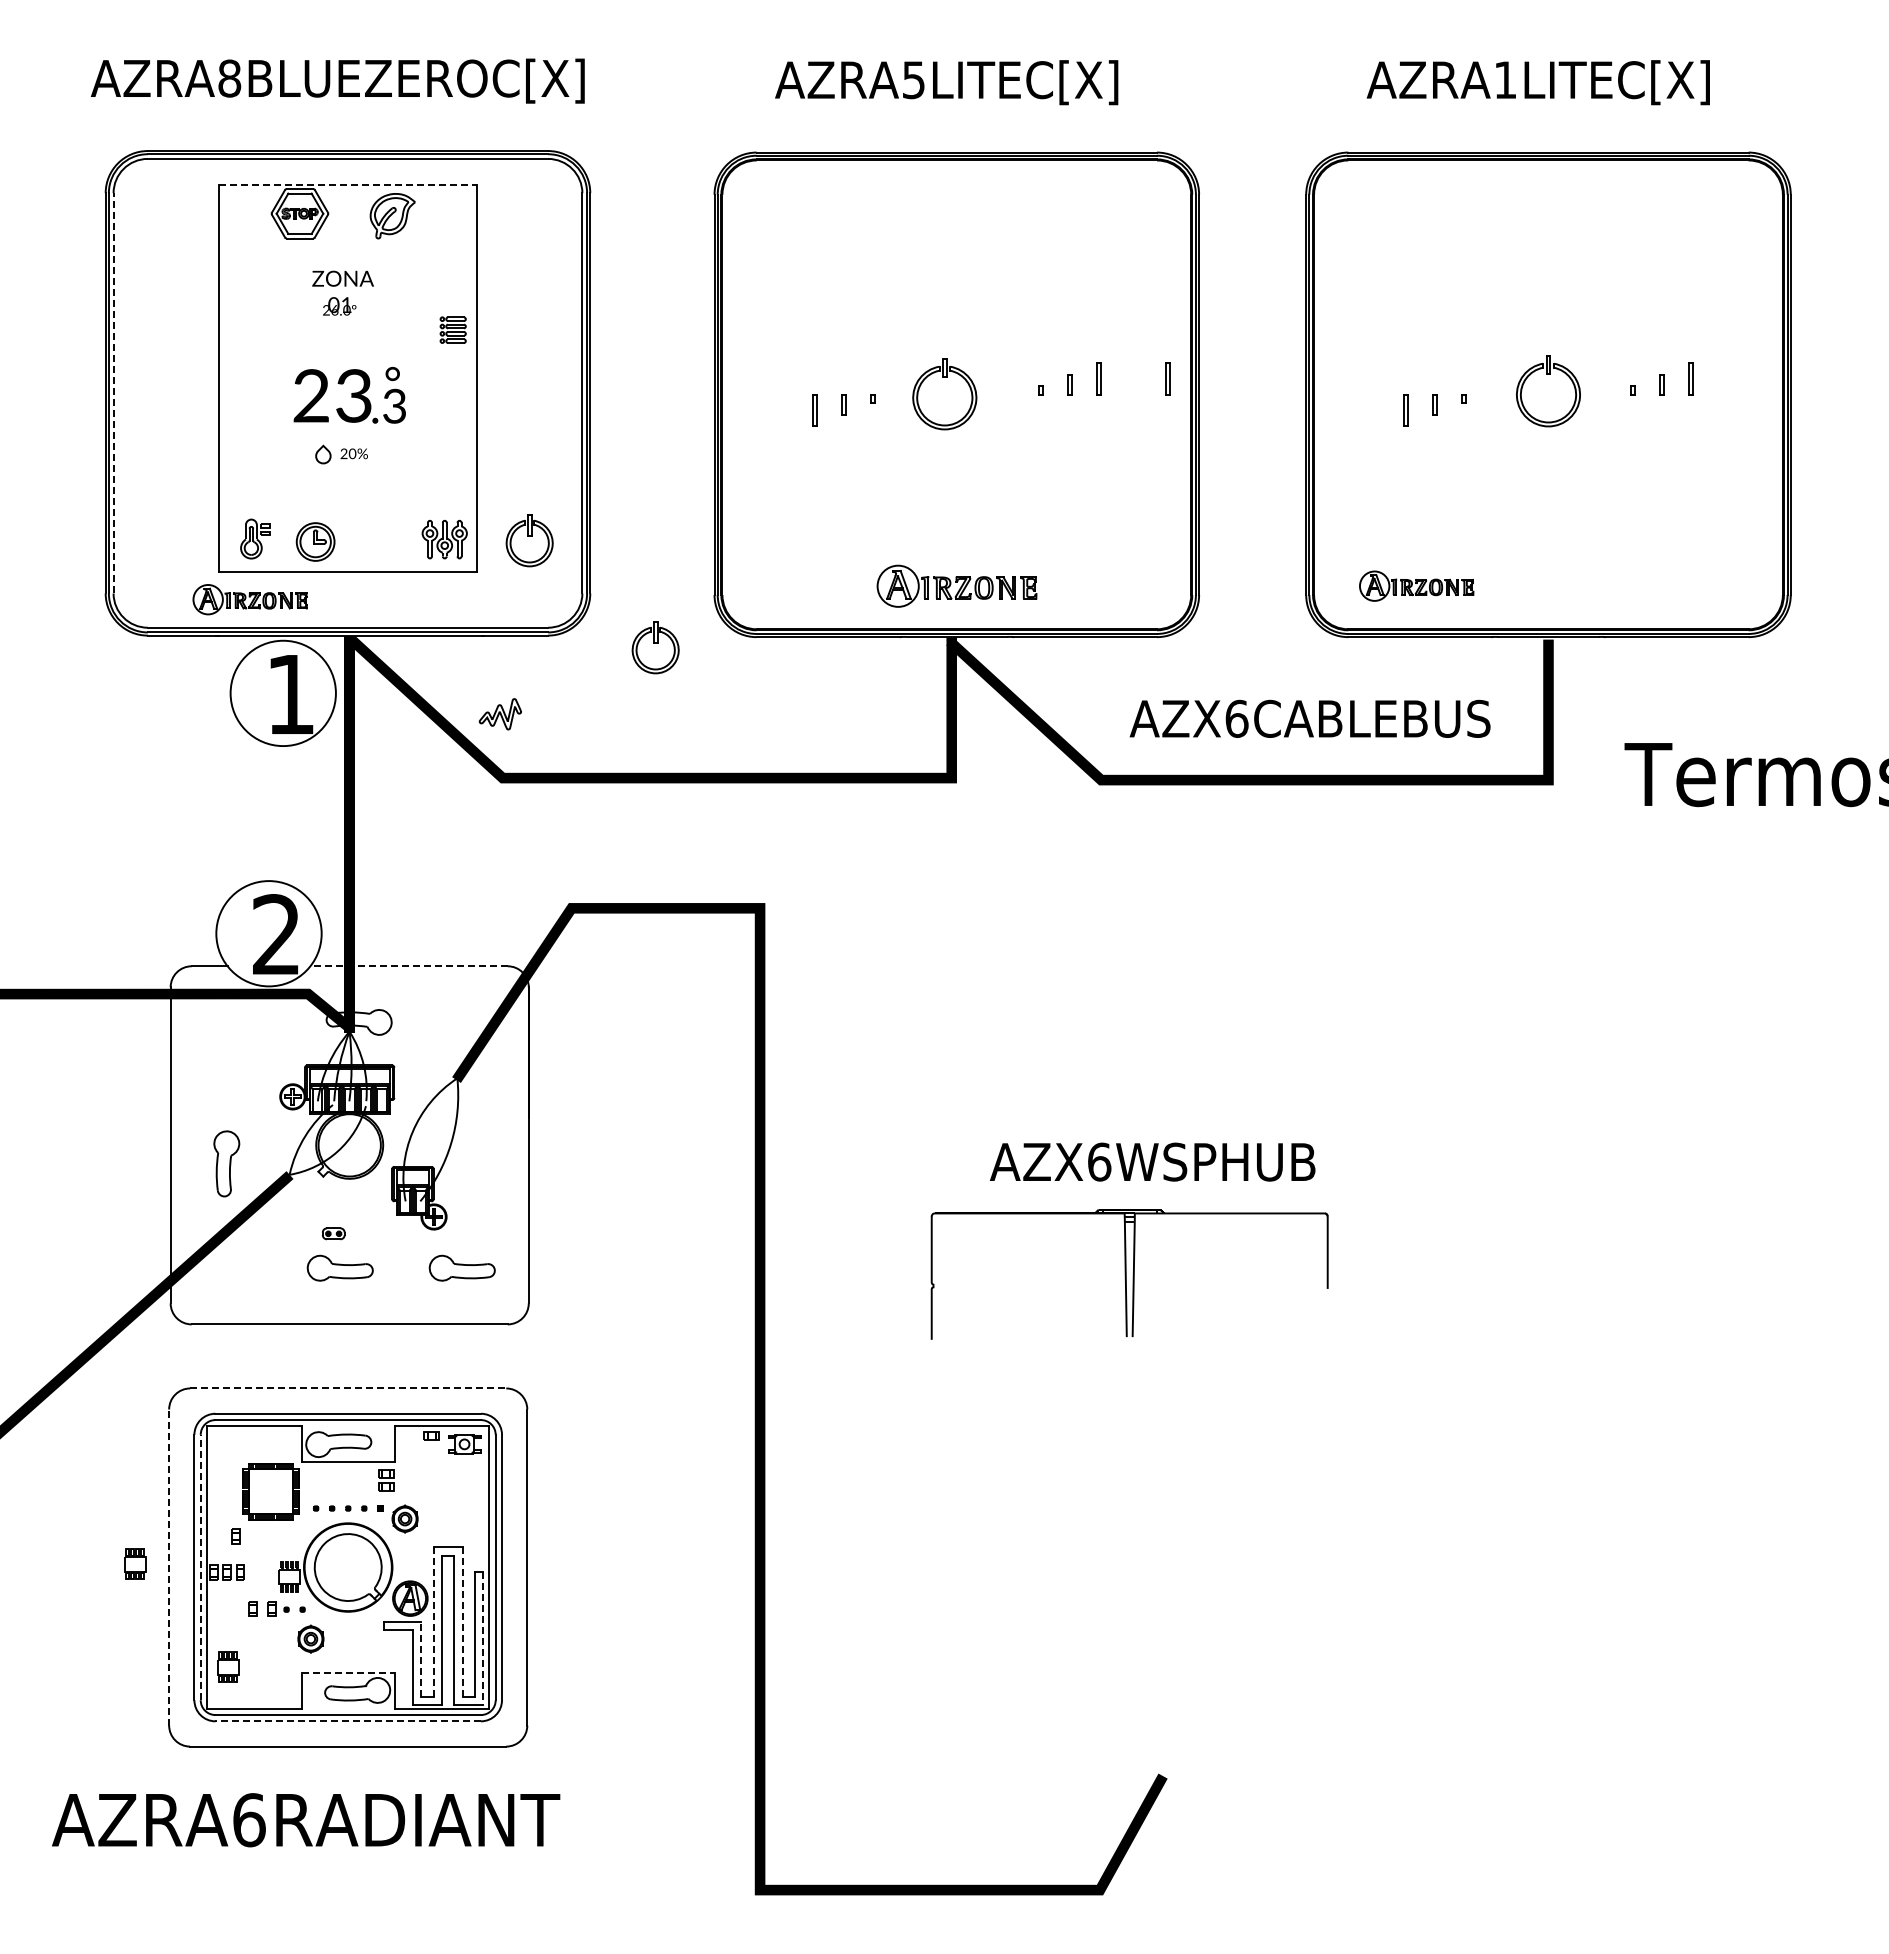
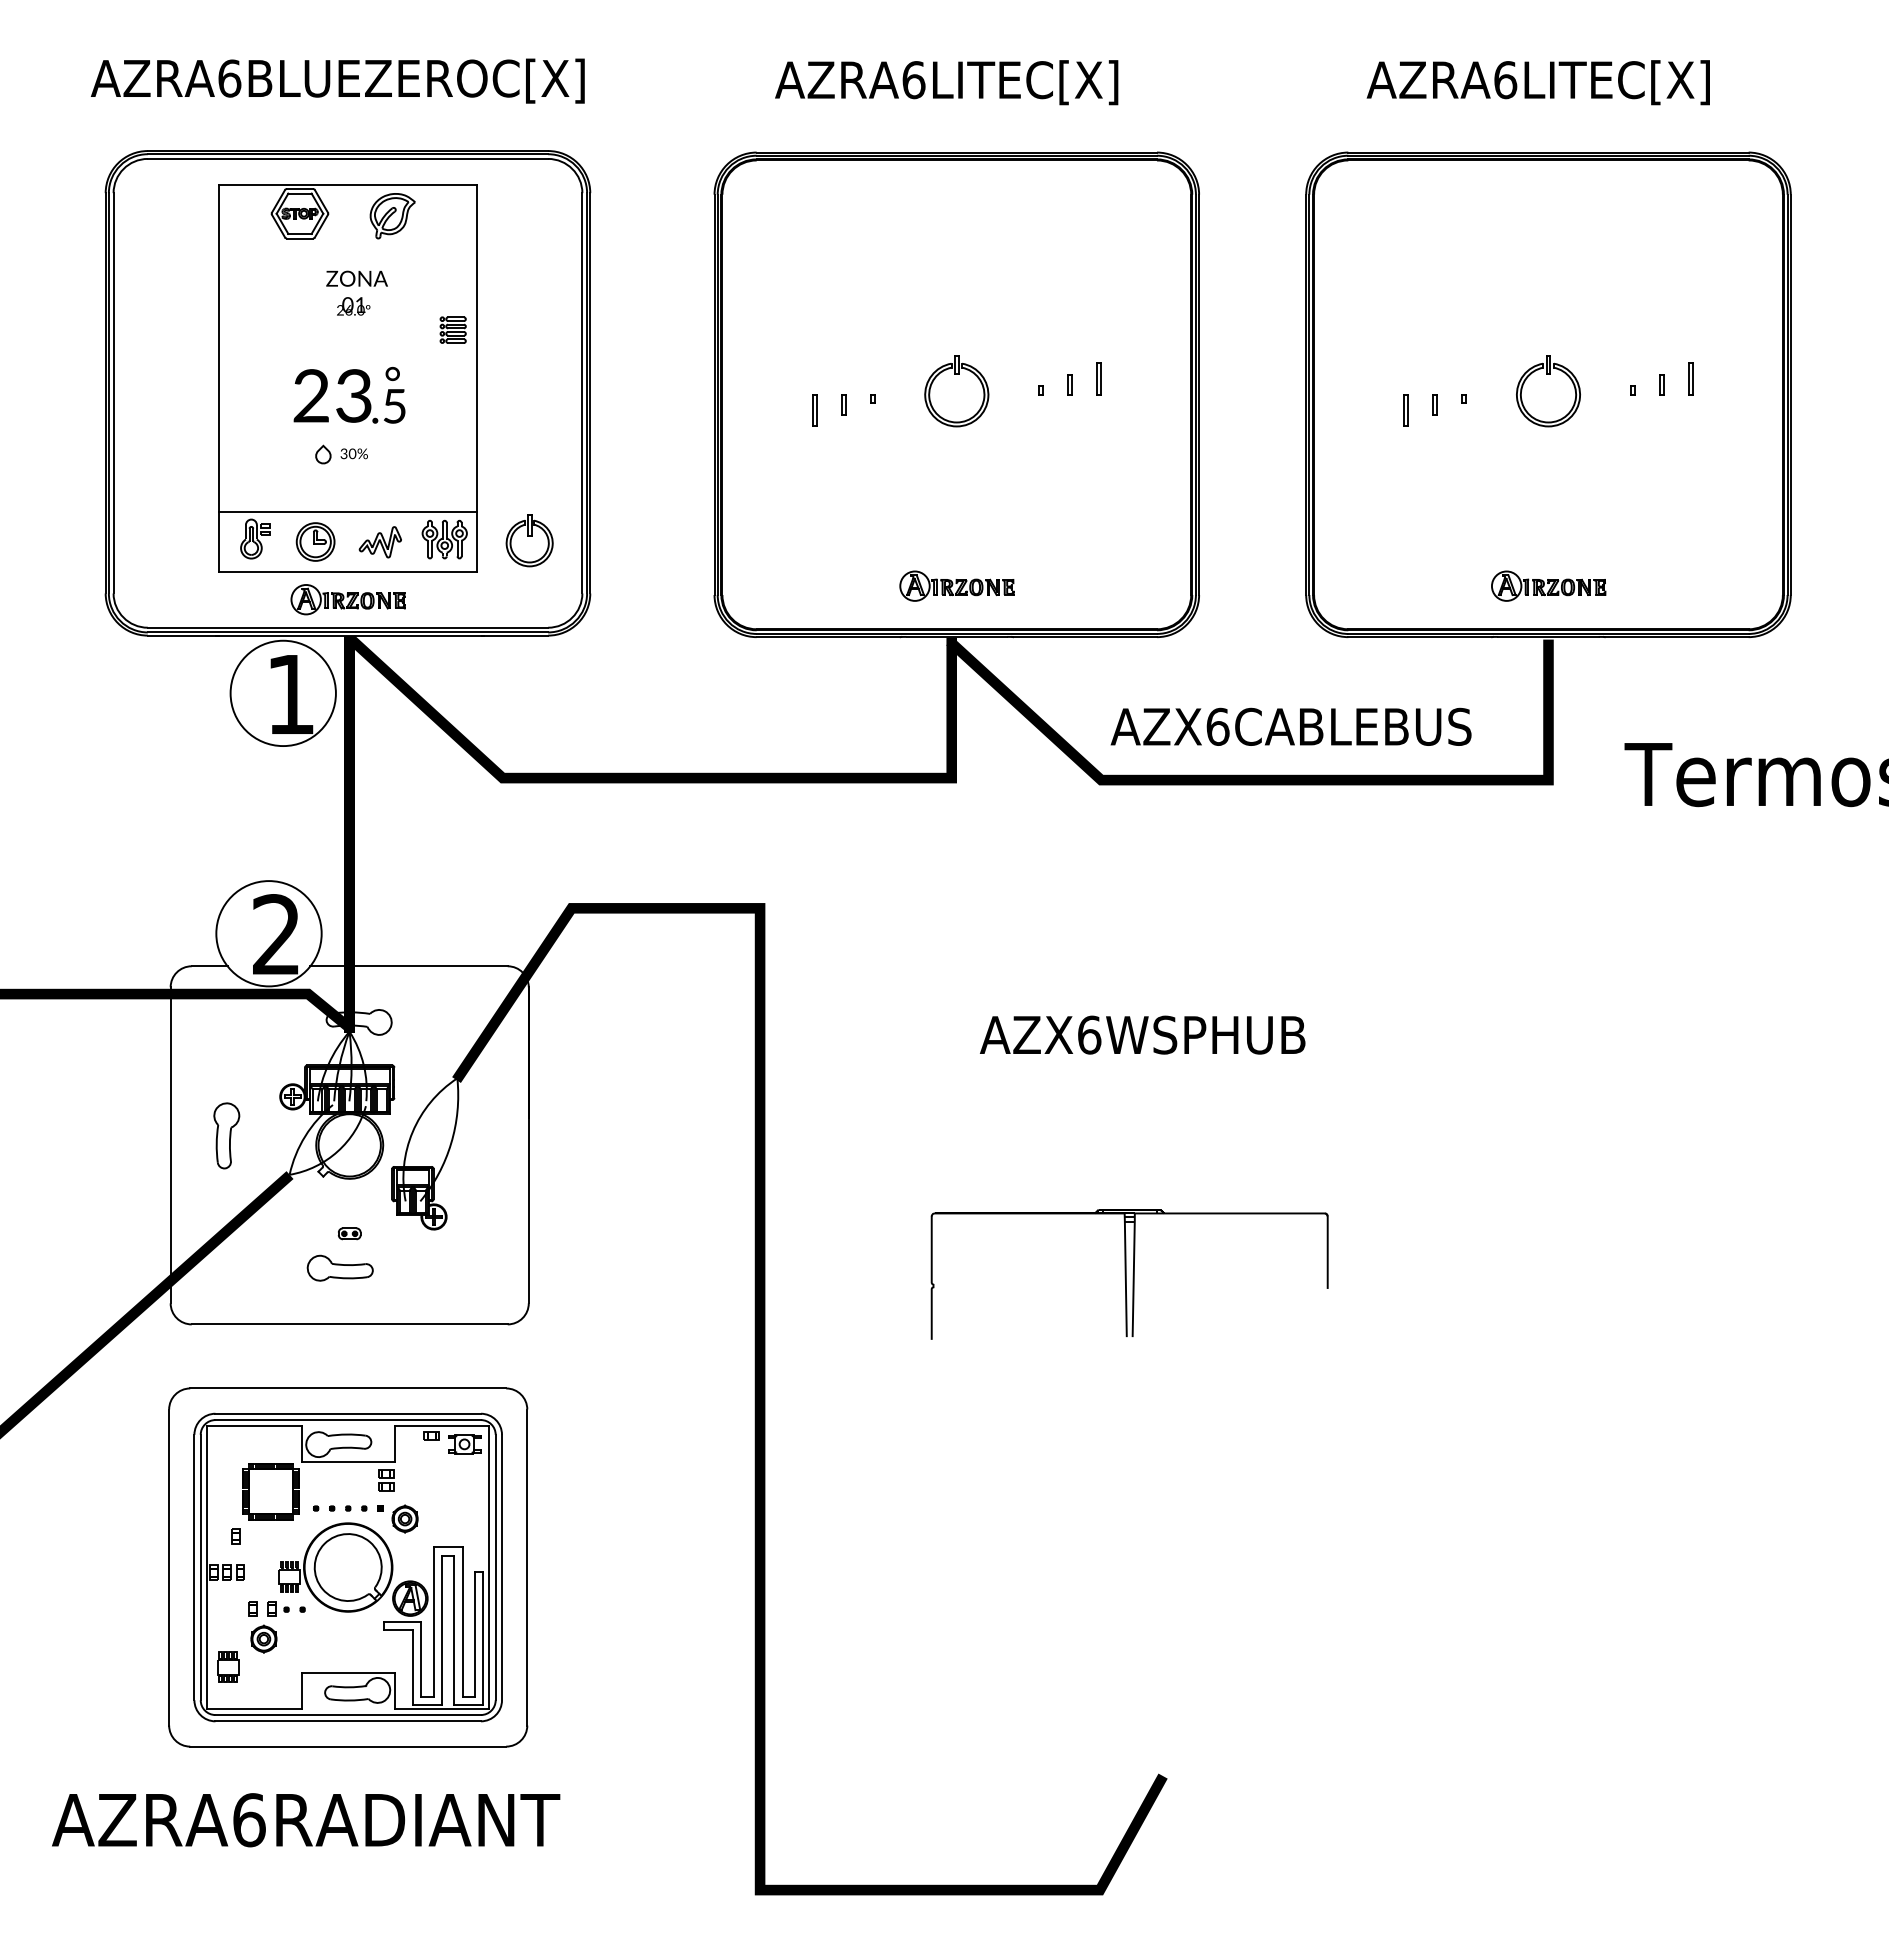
text: AZRA8BLUEZEROC[X] -> AZRA6BLUEZEROC[X] (229, 78)
text: AZRA5LITEC[X] -> AZRA6LITEC[X] (913, 80)
text: AZRA1LITEC[X] -> AZRA6LITEC[X] (1505, 80)
line: dashed -> solid (348, 185)
text position: (342, 292) -> (356, 292) (356, 292)
part position: (944, 377) -> (956, 374) (956, 374)
part: present -> none (1167, 378)
line: dashed -> solid (113, 392)
text: .3 -> .5 (394, 405)
text: 20% -> 30% (343, 455)
line: none -> present (347, 512)
part size: 162x44 px -> 116x32 px (956, 585)
part position: (1416, 585) -> (1548, 585) (1548, 585)
part position: (249, 599) -> (347, 599) (347, 599)
part: present -> none (655, 647)
part position: (499, 714) -> (379, 542) (379, 542)
text position: (1309, 718) -> (1290, 726) (1290, 726)
line: dashed -> solid (409, 966)
text position: (1152, 1161) -> (1142, 1034) (1142, 1034)
part position: (226, 1163) -> (226, 1135) (226, 1135)
part position: (333, 1233) -> (349, 1233) (349, 1233)
part: present -> none (461, 1267)
line: dashed -> solid (348, 1388)
part: present -> none (135, 1563)
line: dashed -> solid (169, 1567)
line: dashed -> solid (200, 1567)
line: dashed -> solid (433, 1622)
line: dashed -> solid (462, 1622)
part position: (310, 1638) -> (263, 1638) (263, 1638)
line: dashed -> solid (483, 1639)
line: dashed -> solid (421, 1658)
line: dashed -> solid (348, 1672)
line: dashed -> solid (348, 1721)
